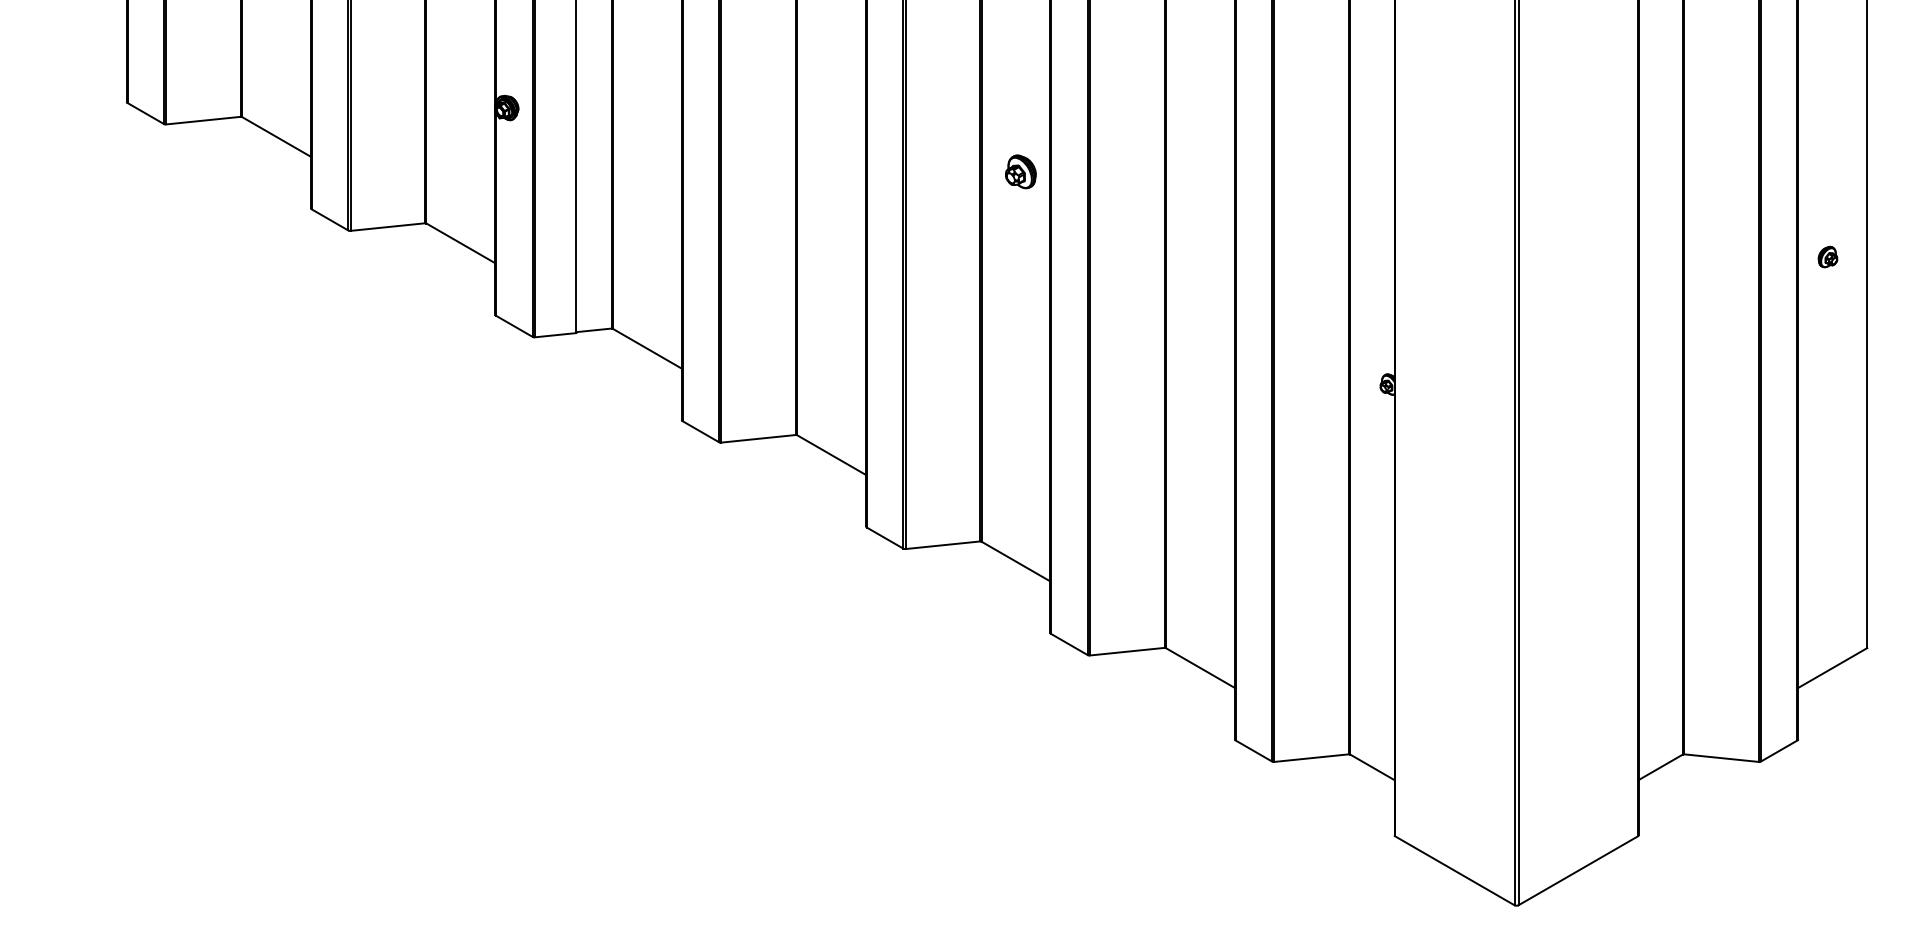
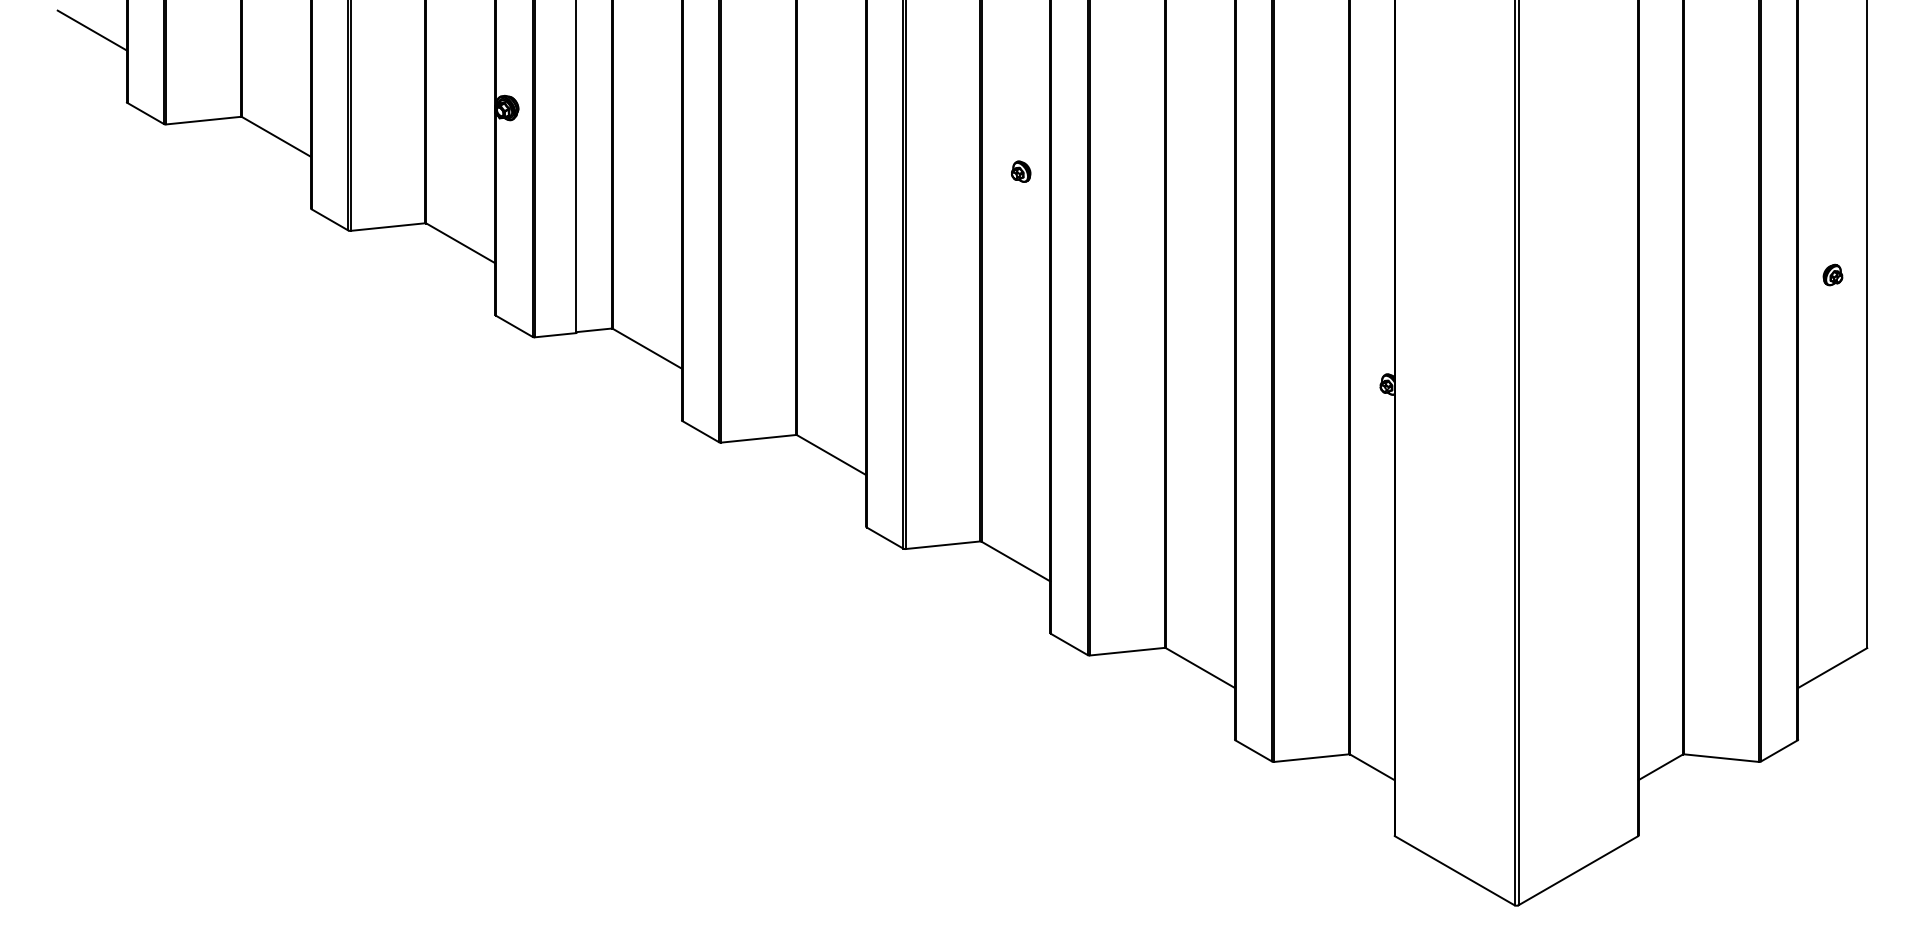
line: none -> present (91, 30)
part size: 32x36 px -> 21x23 px (1021, 171)
part position: (1827, 256) -> (1832, 274) (1832, 274)
